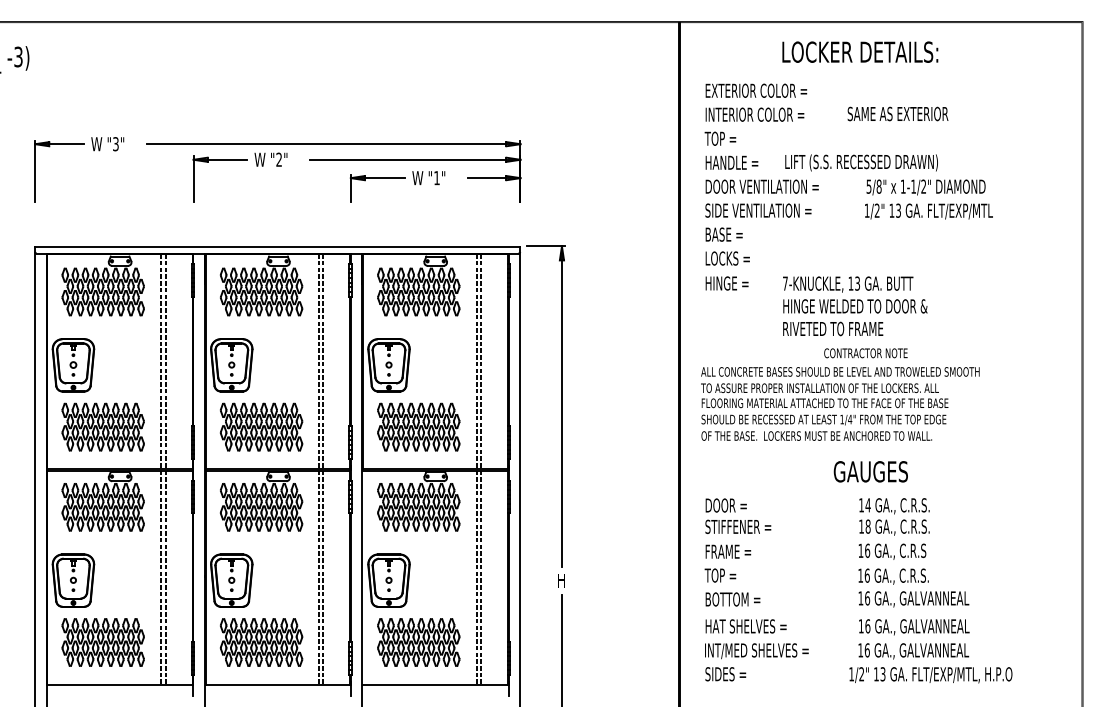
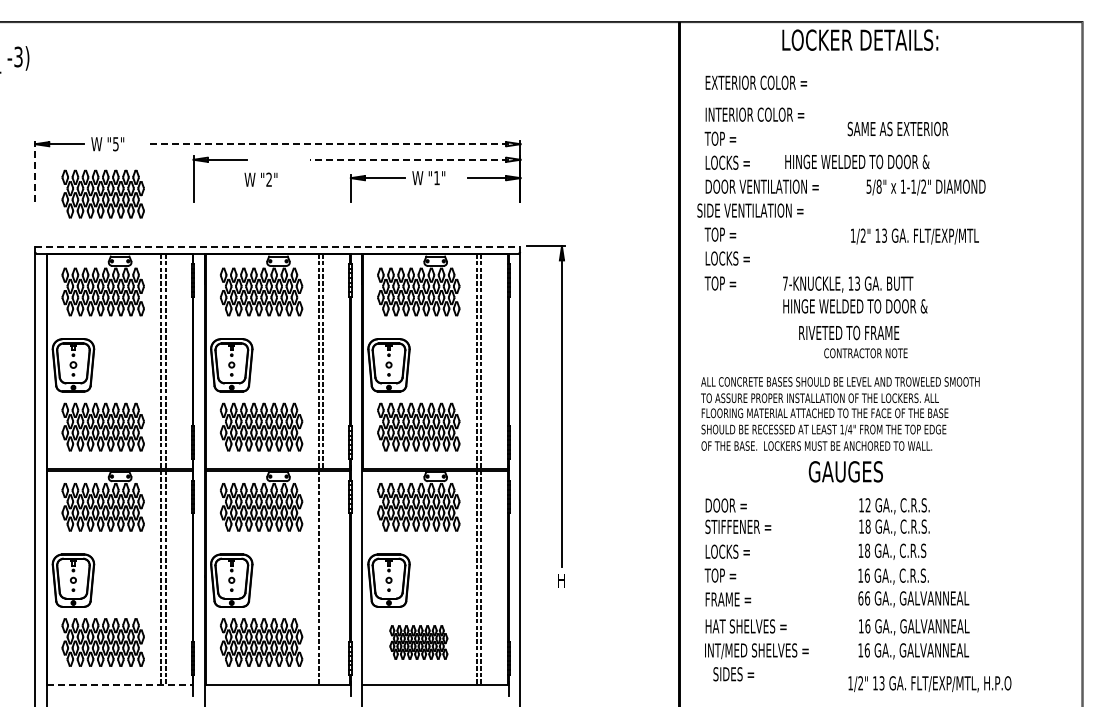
text position: (860, 51) -> (860, 39) (860, 39)
text position: (756, 90) -> (756, 82) (756, 82)
text position: (897, 113) -> (897, 128) (897, 128)
text: "3" -> "5" (115, 143)
line: solid -> dashed (333, 144)
text position: (270, 159) -> (260, 179) (260, 179)
line: solid -> dashed (414, 159)
text: HANDLE = -> LOCKS = (732, 162)
text: LIFT (S.S. RECESSED DRAWN) -> HINGE WELDED TO DOOR & (861, 162)
line: solid -> dashed (35, 171)
part: none -> present (102, 193)
text position: (758, 210) -> (750, 210) (750, 210)
text position: (928, 211) -> (914, 236) (914, 236)
text: BASE = -> TOP = (723, 234)
line: solid -> dashed (277, 246)
text: HINGE = -> TOP = (726, 283)
text position: (833, 328) -> (849, 332) (849, 332)
text position: (840, 403) -> (840, 413) (840, 413)
text position: (870, 471) -> (845, 471) (845, 471)
text: 14 -> 12 (867, 505)
text: 16 -> 18 (867, 550)
text: FRAME = -> LOCKS = (728, 551)
line: present -> none (323, 577)
text: 16 -> 66 (860, 598)
text: BOTTOM = -> FRAME = (733, 599)
part size: 84x49 px -> 60x35 px (418, 642)
line: present -> none (561, 648)
text position: (725, 674) -> (733, 674) (733, 674)
text position: (930, 675) -> (929, 684) (929, 684)
line: solid -> dashed (120, 684)
